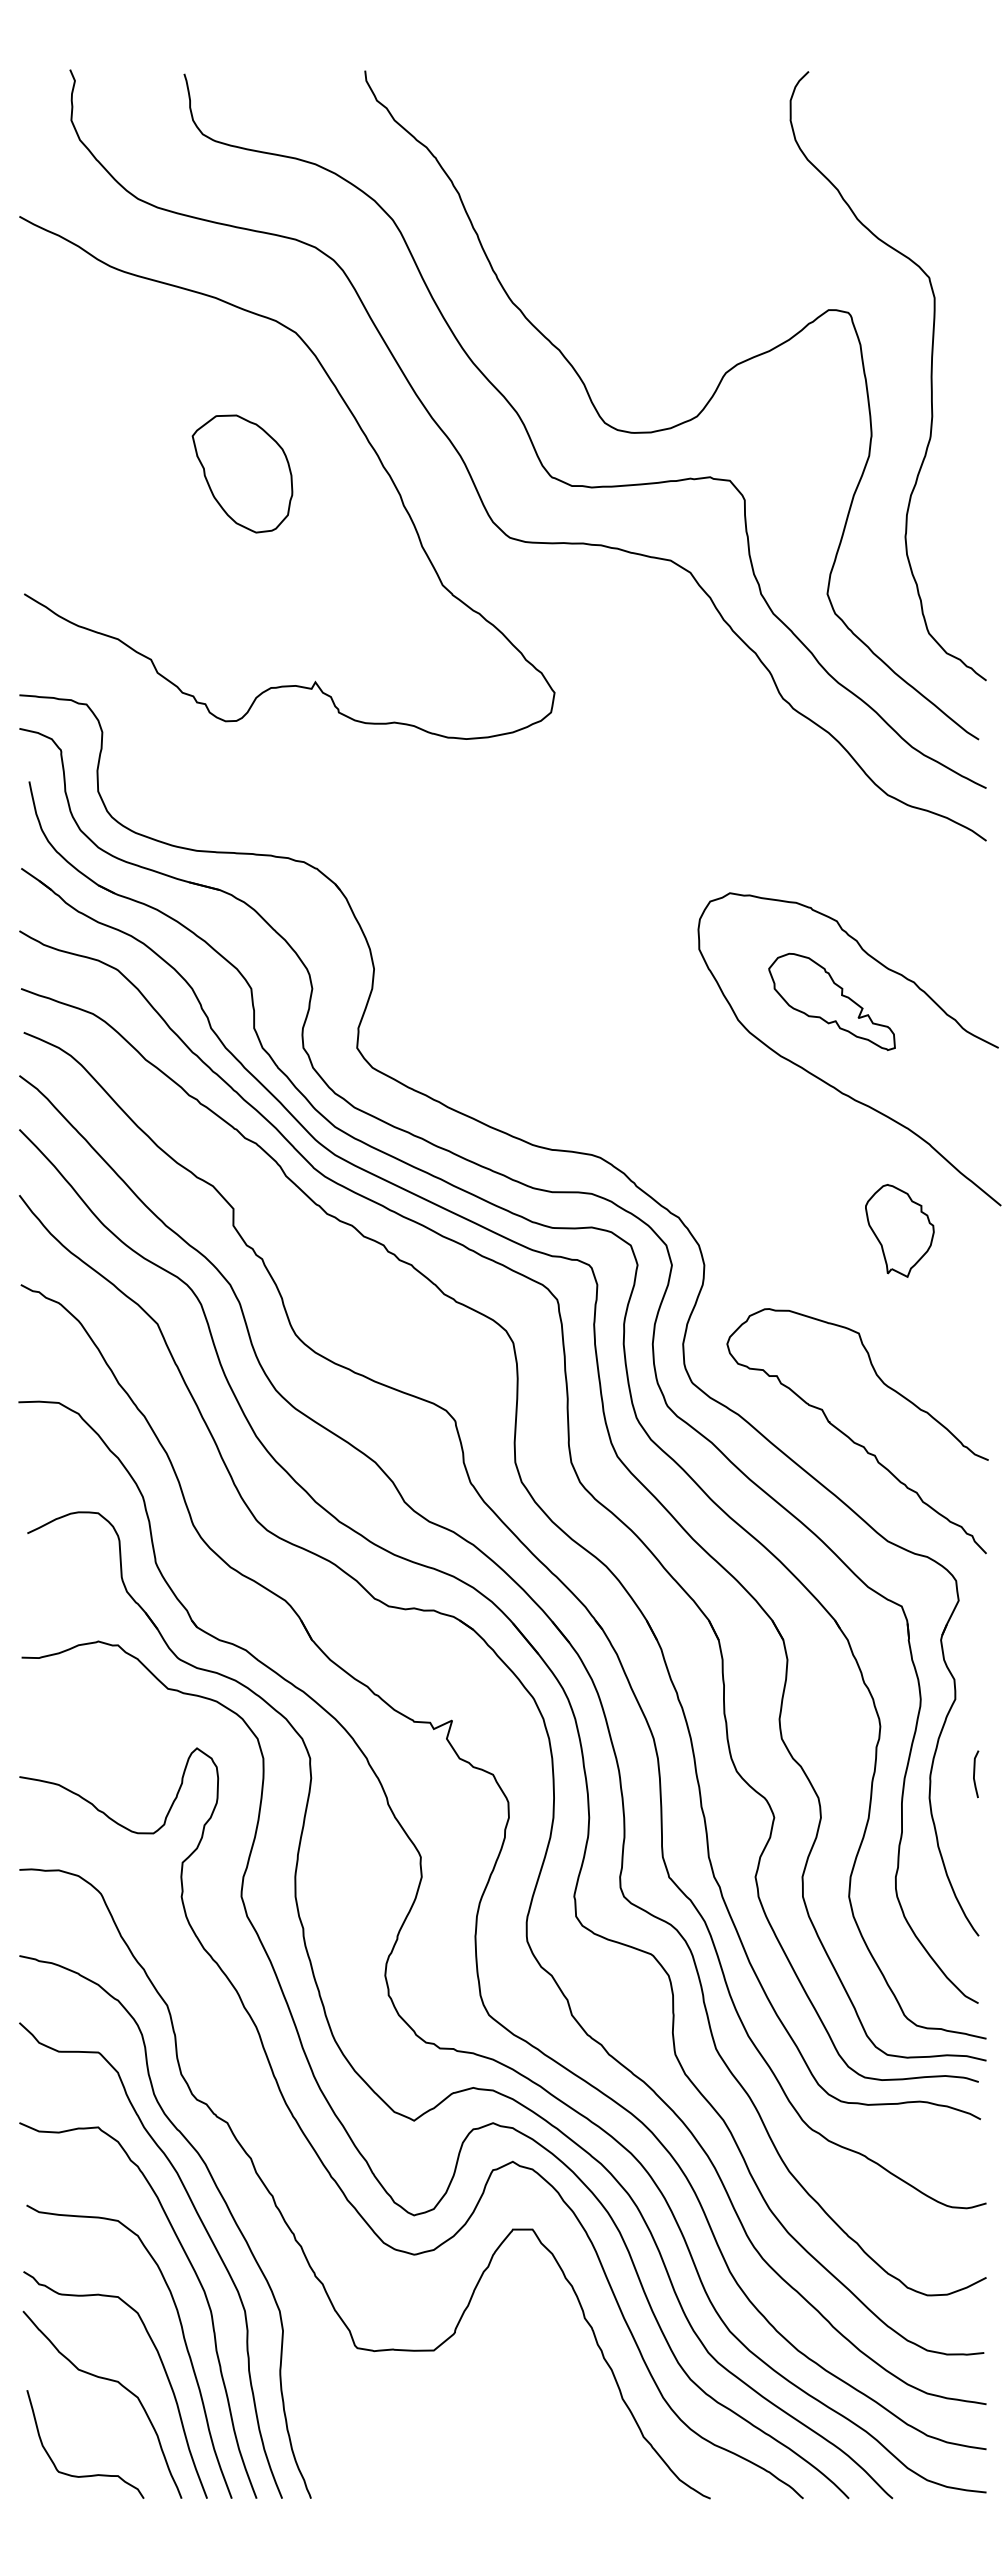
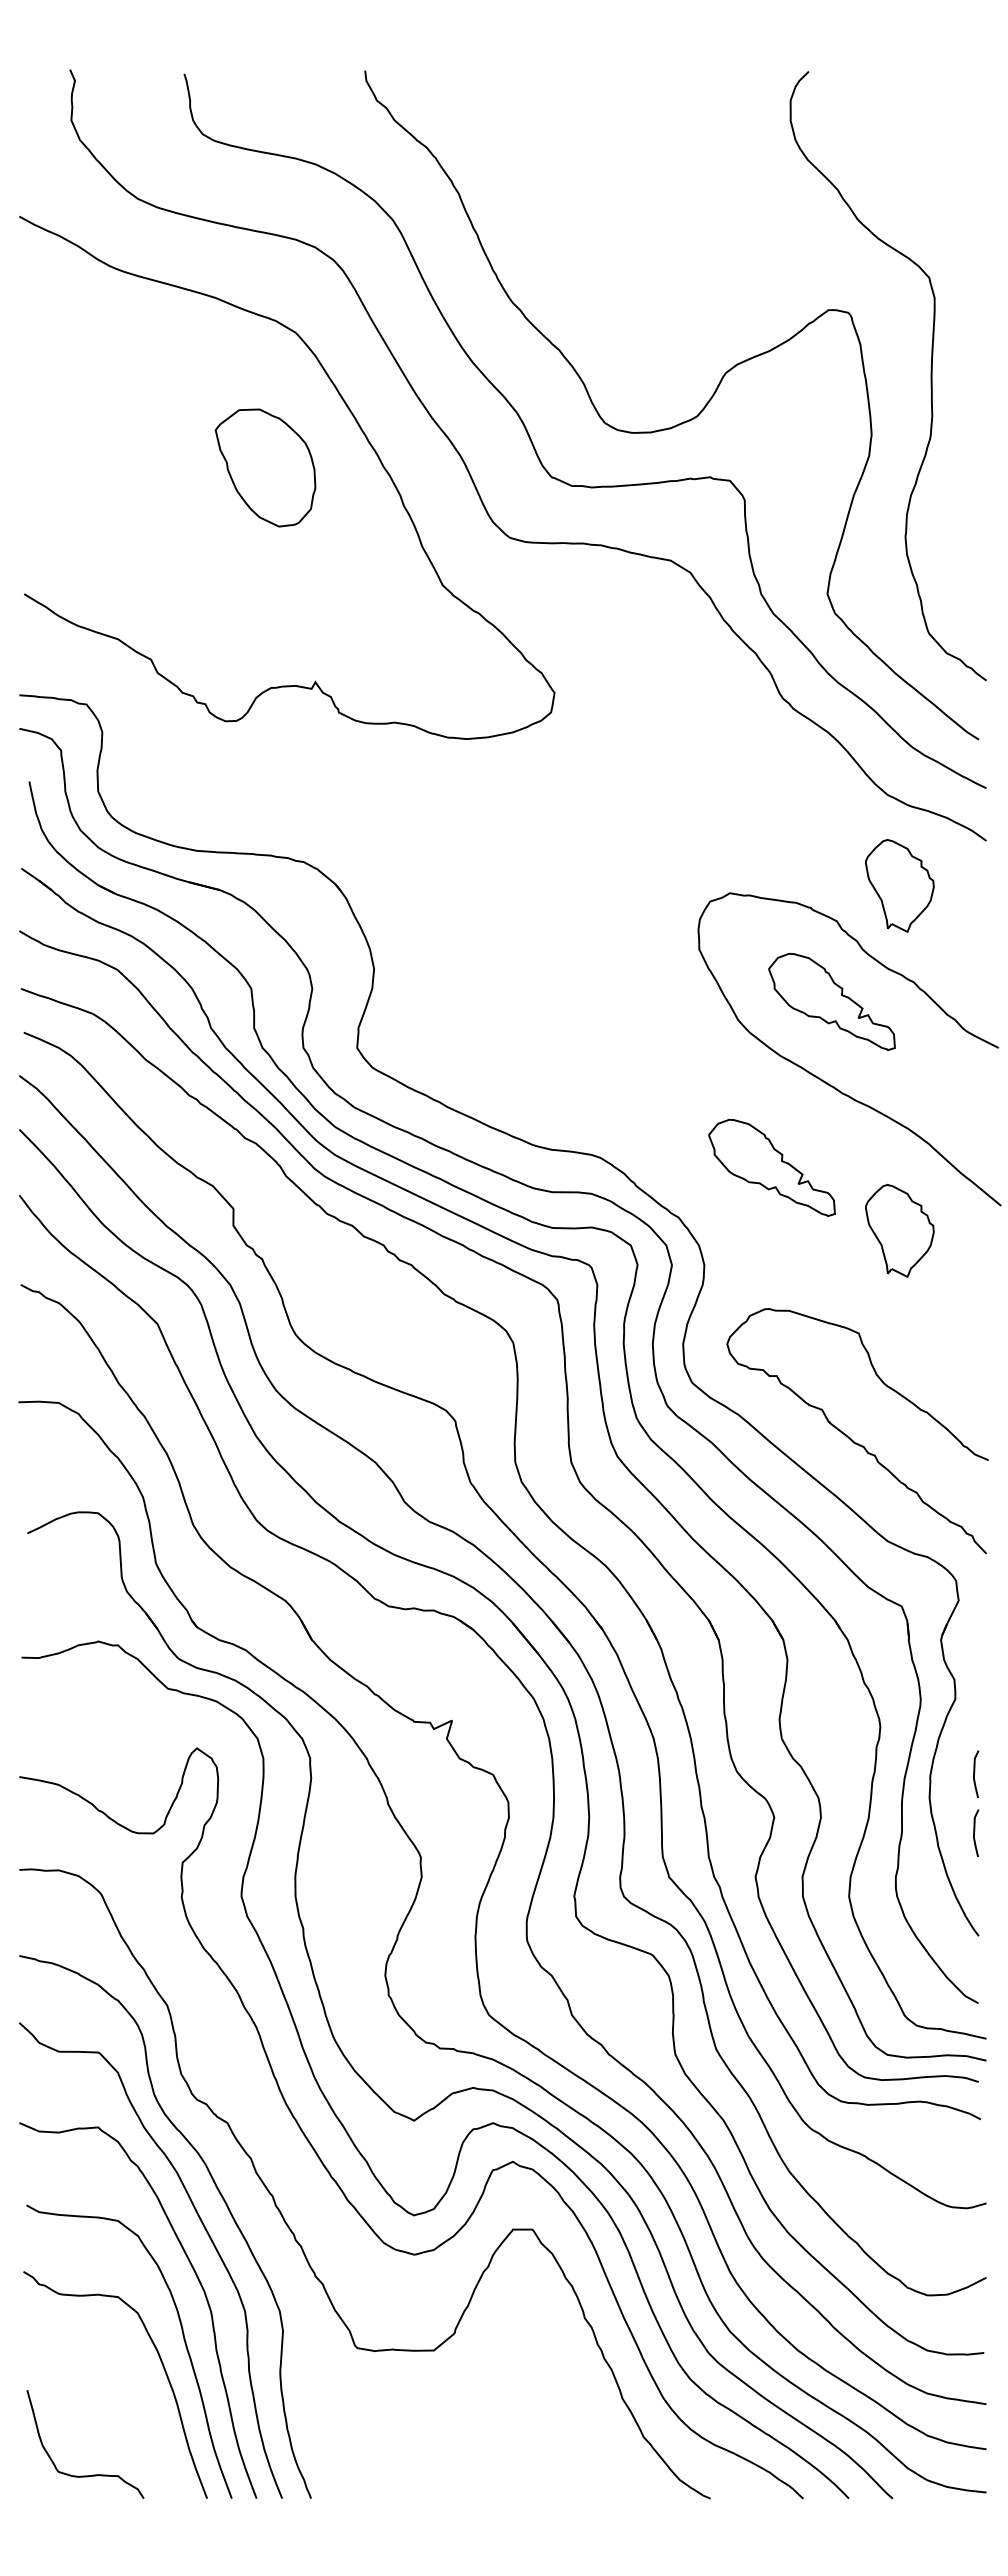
part position: (242, 473) -> (265, 467) (265, 467)
part: none -> present (899, 885)
part: none -> present (771, 1167)
line: none -> present (974, 1833)
curve: present -> none (107, 2380)
